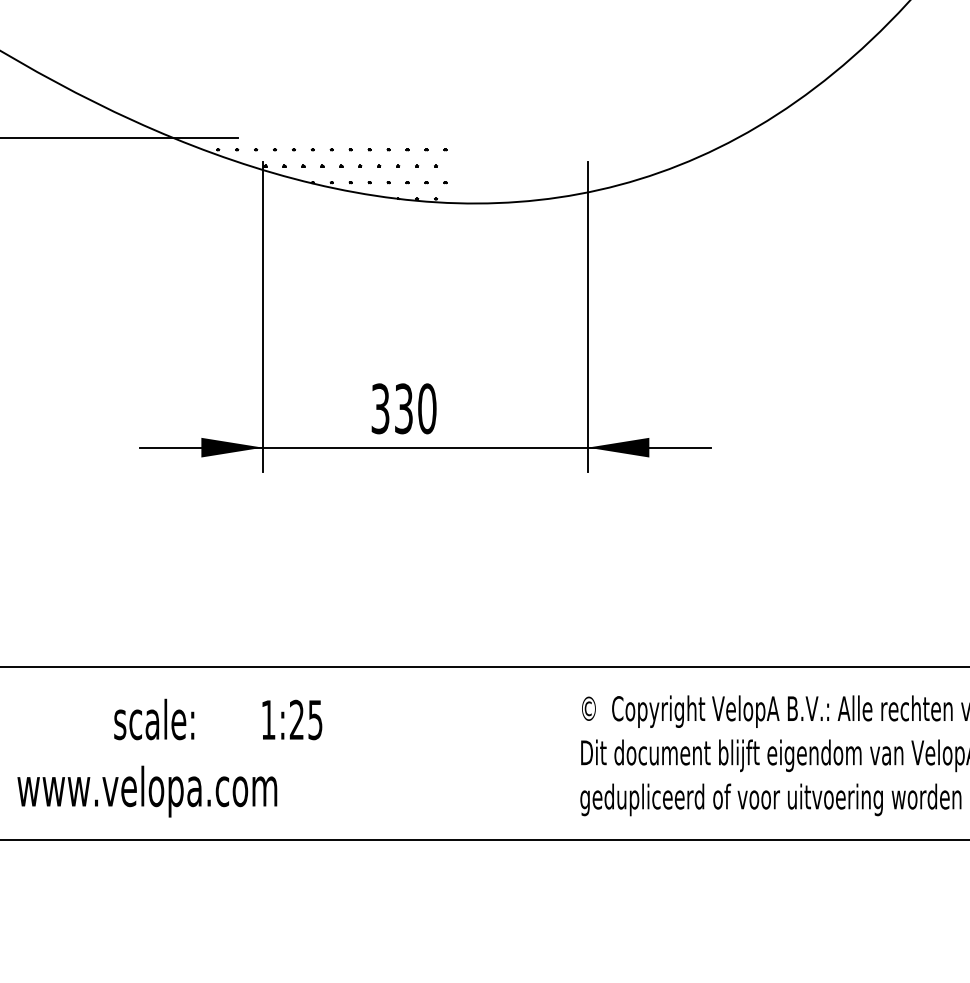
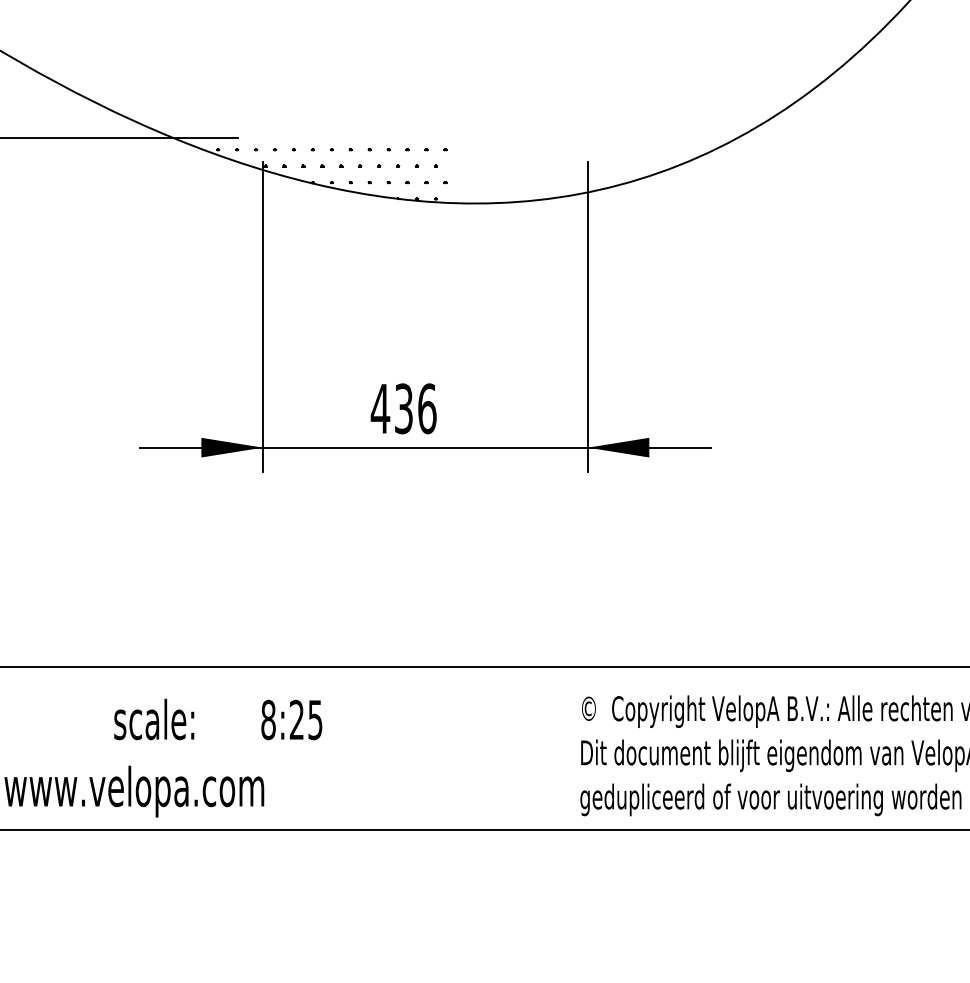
text: 330 -> 436 (403, 408)
text: 1:25 -> 8:25 (268, 719)
text position: (147, 791) -> (134, 791) (134, 791)
line position: (484, 839) -> (484, 829) (484, 829)
